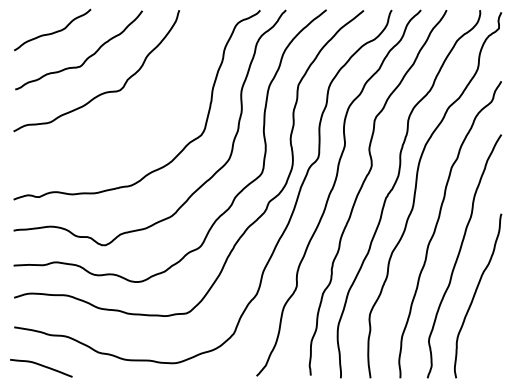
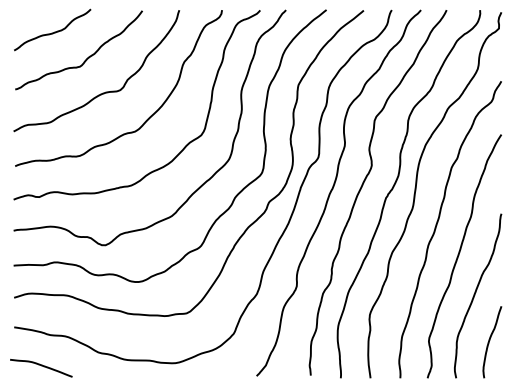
curve: none -> present (148, 117)
curve: none -> present (490, 340)
